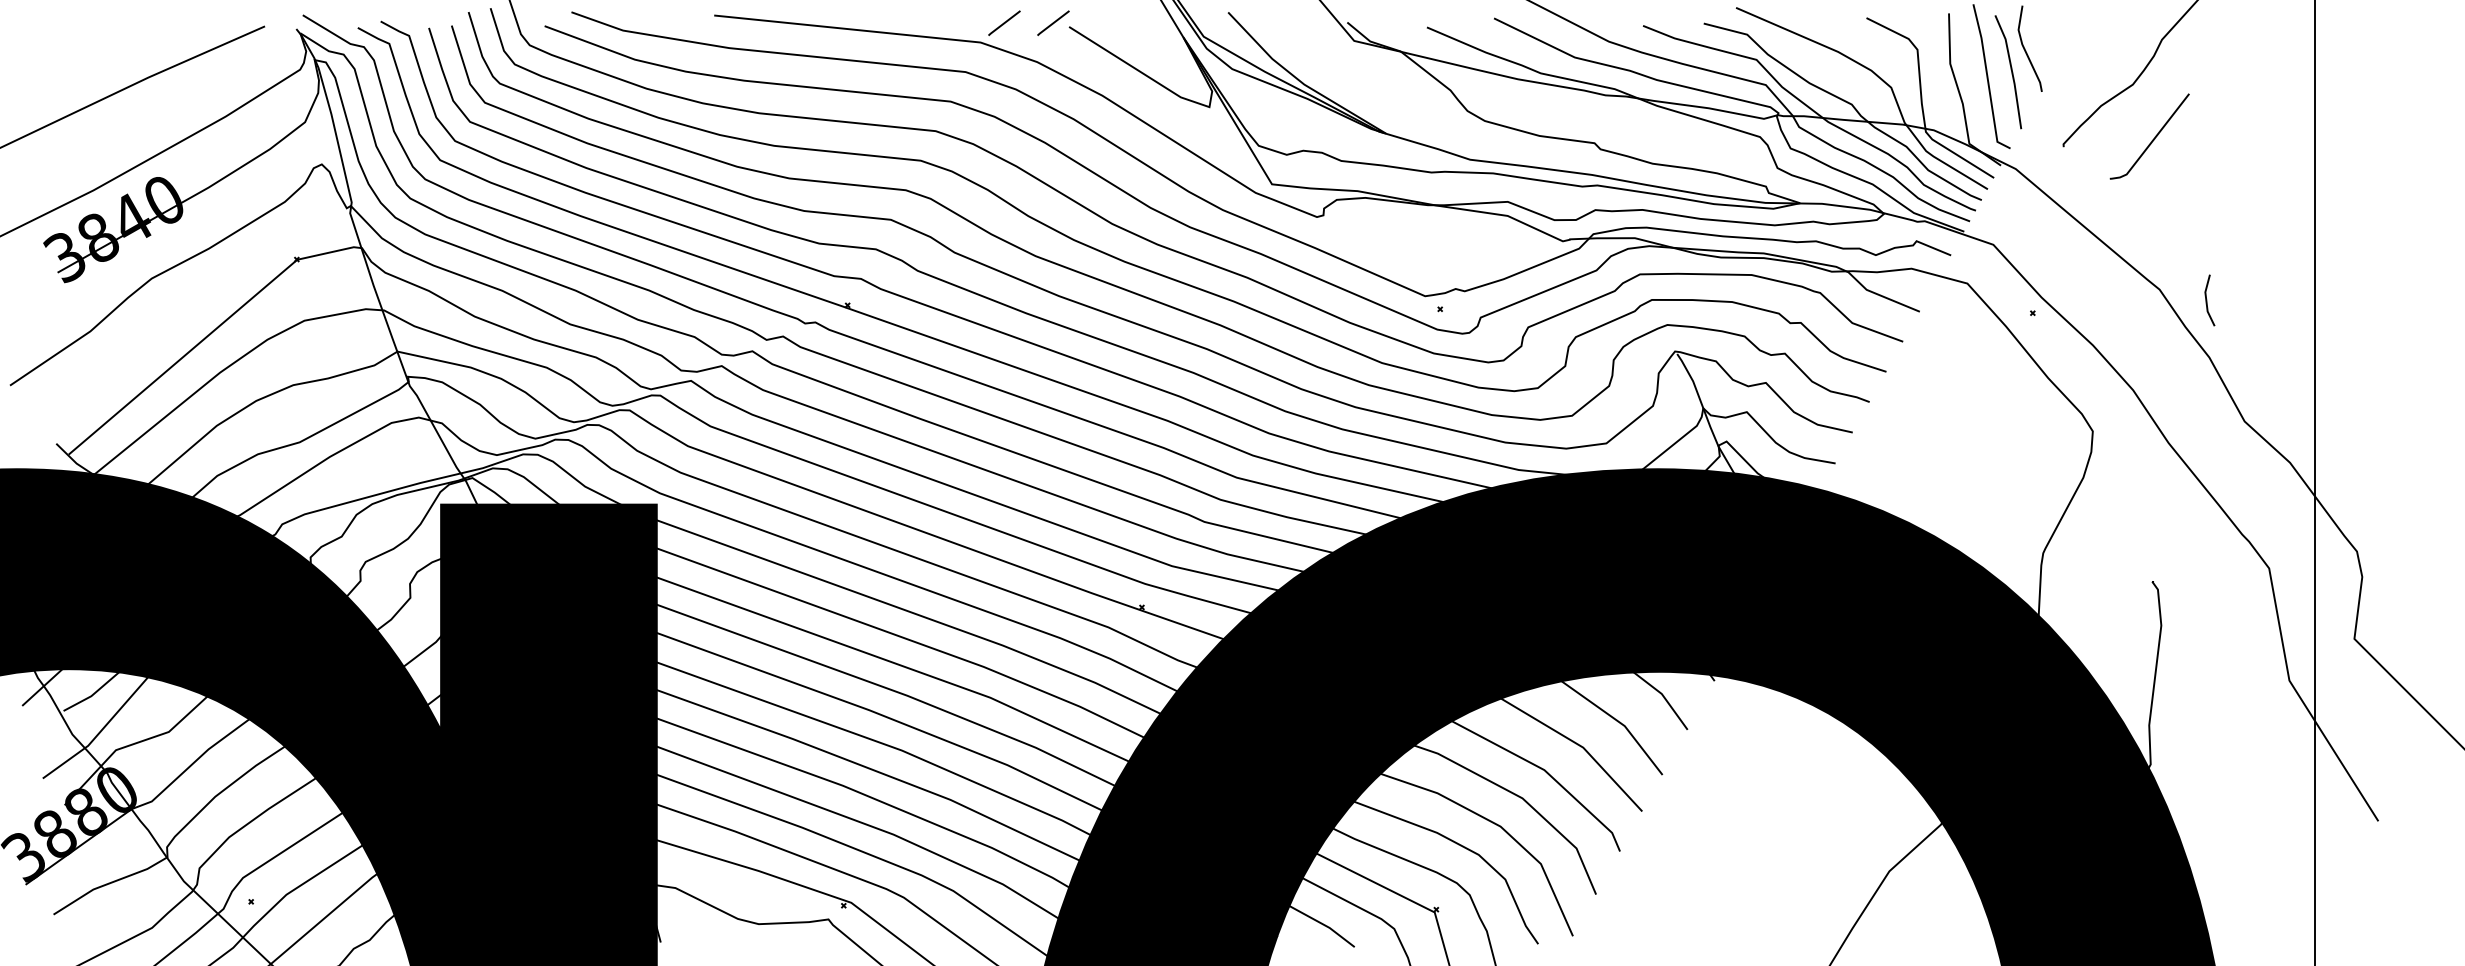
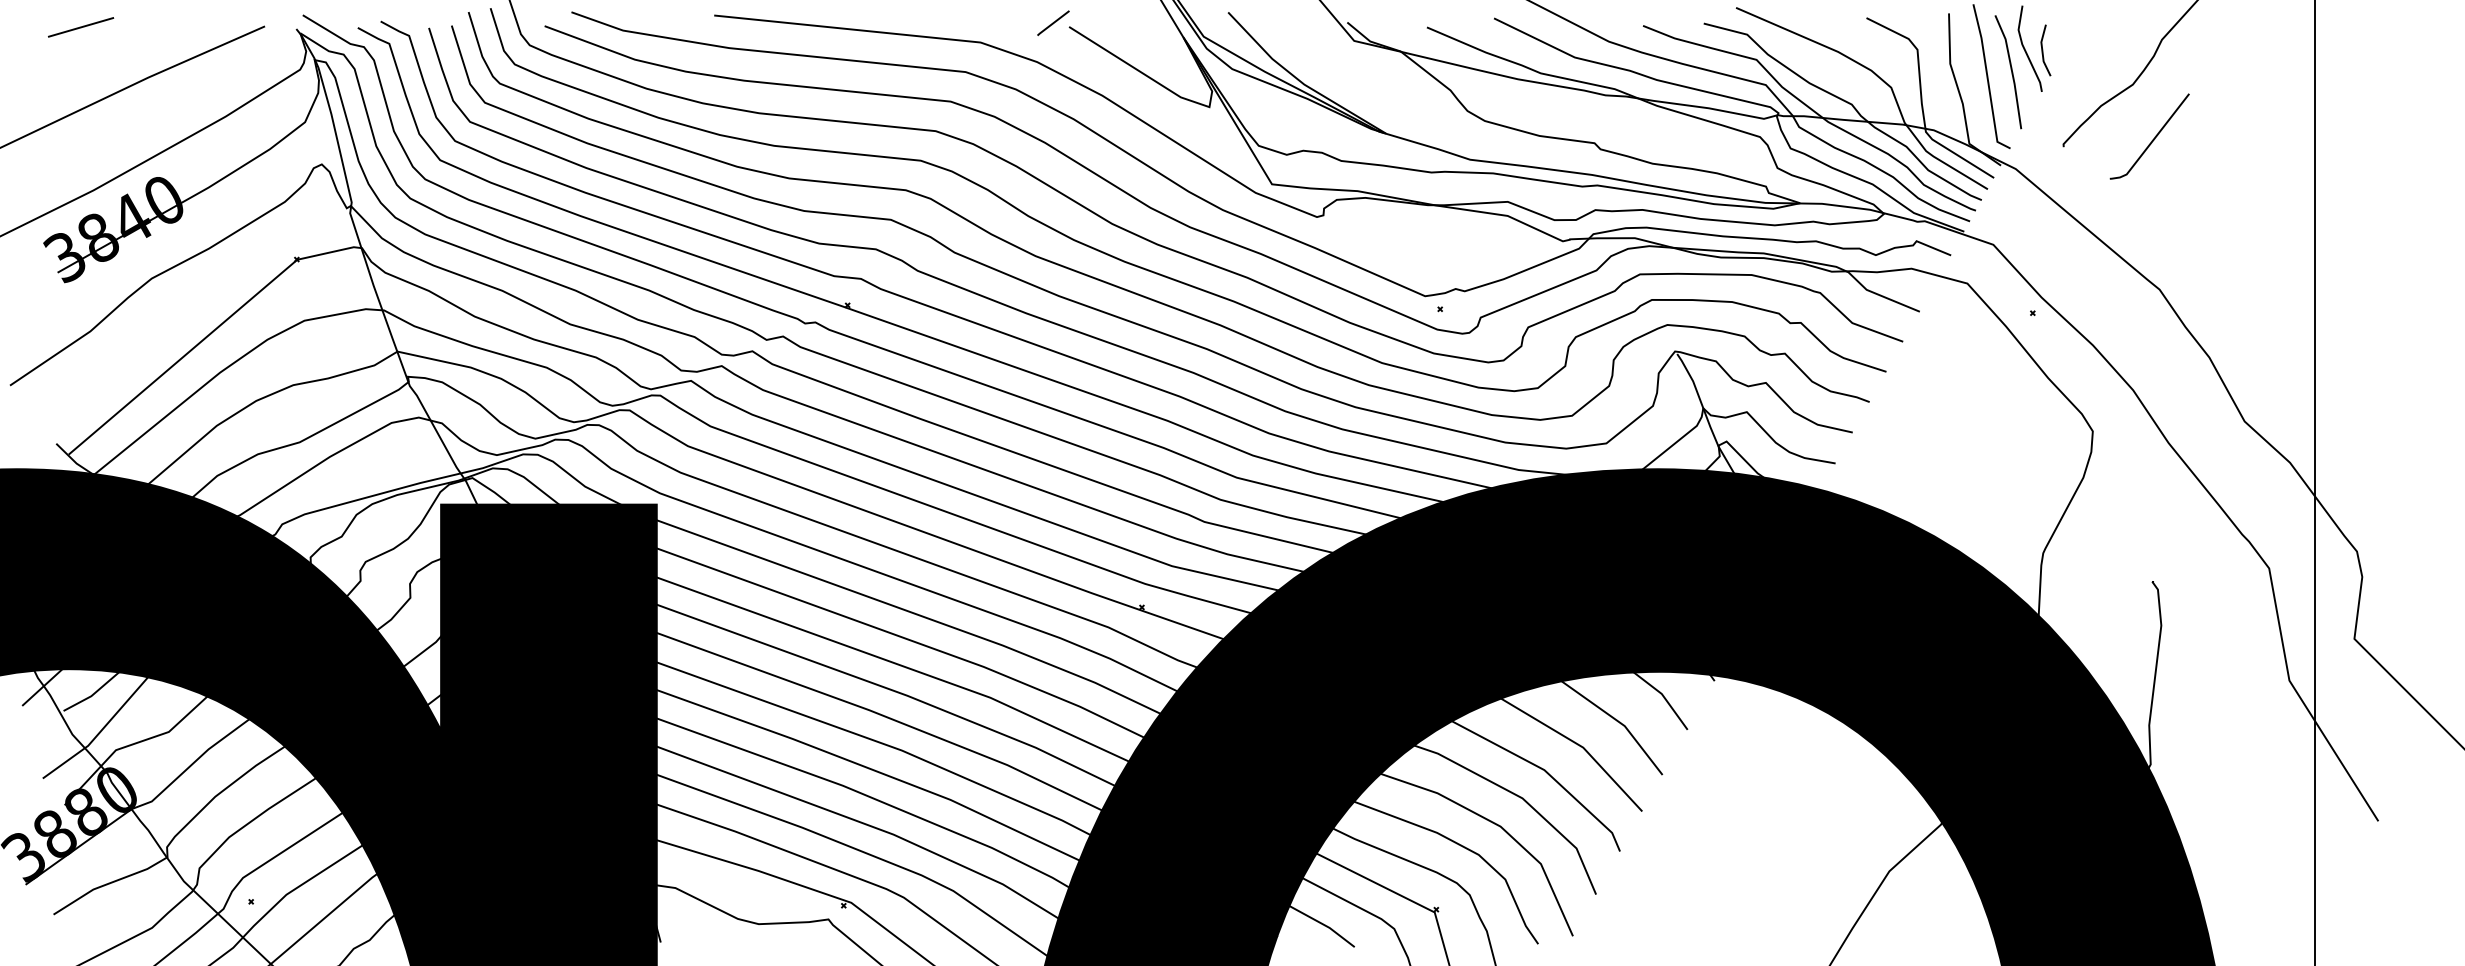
line: present -> none (1004, 22)
line: none -> present (81, 27)
line position: (2207, 300) -> (2043, 50) (2043, 50)
